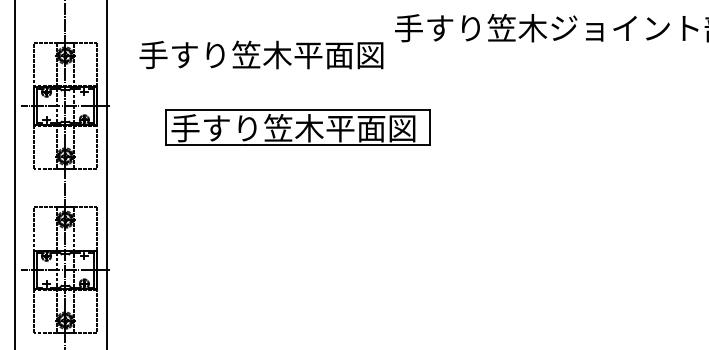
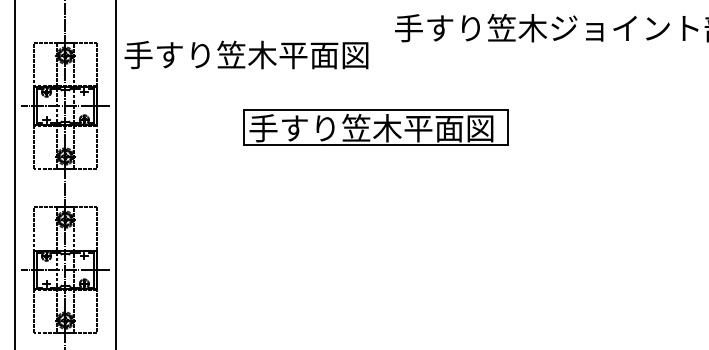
text position: (261, 54) -> (246, 54) (246, 54)
part position: (297, 127) -> (375, 127) (375, 127)
line position: (106, 174) -> (115, 174) (115, 174)
